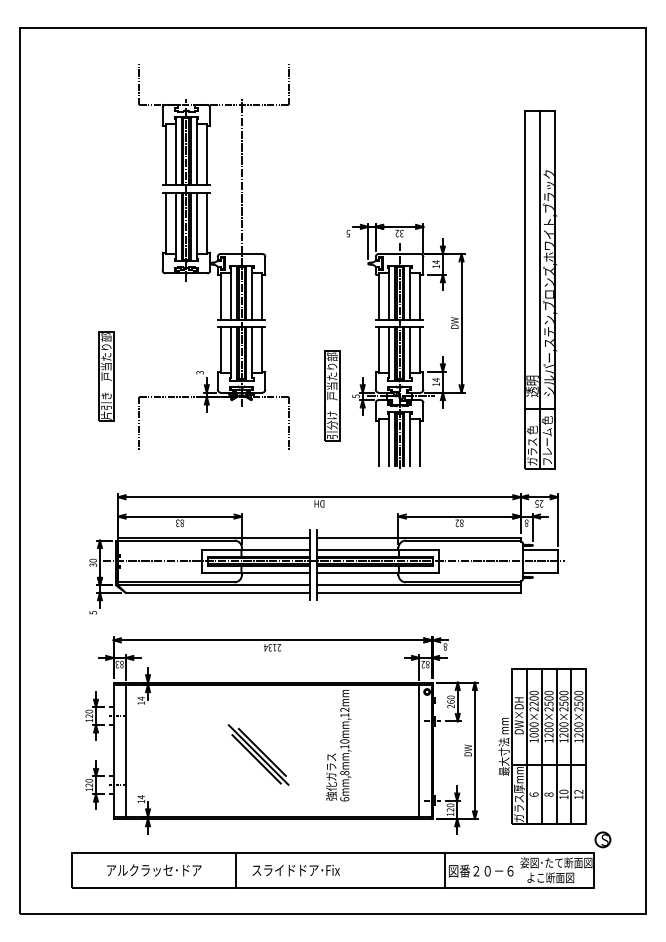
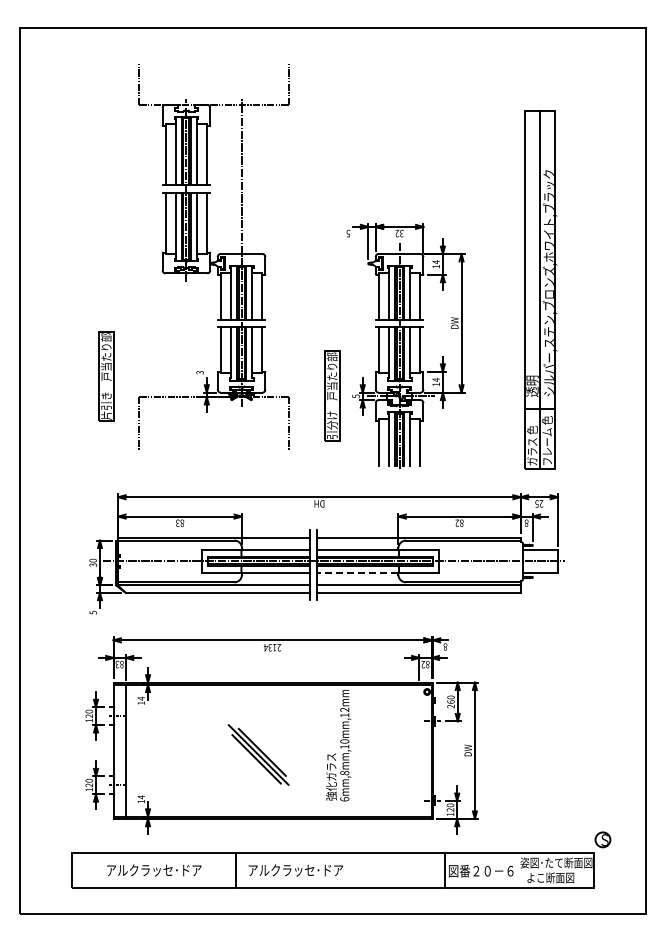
line: solid -> dashed (357, 573)
part: present -> none (542, 746)
line: present -> none (419, 750)
text: スライドドア･Fix -> アルクラッセ･ドア (295, 870)
